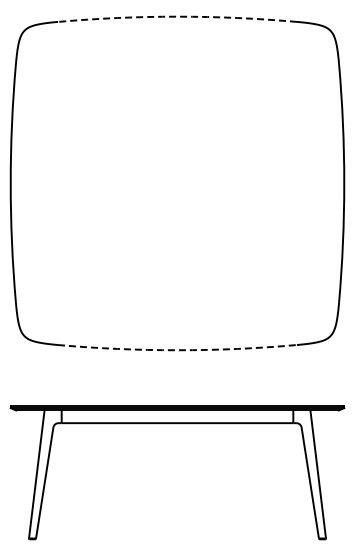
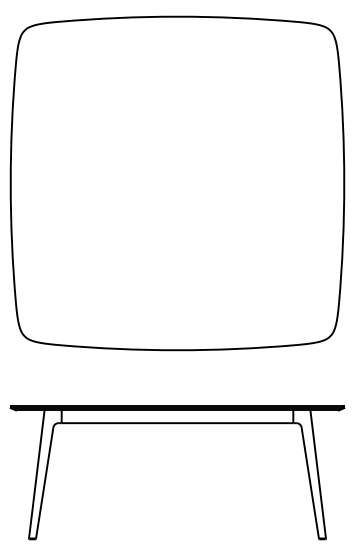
arc: dashed -> solid (177, 16)
arc: dashed -> solid (177, 350)
